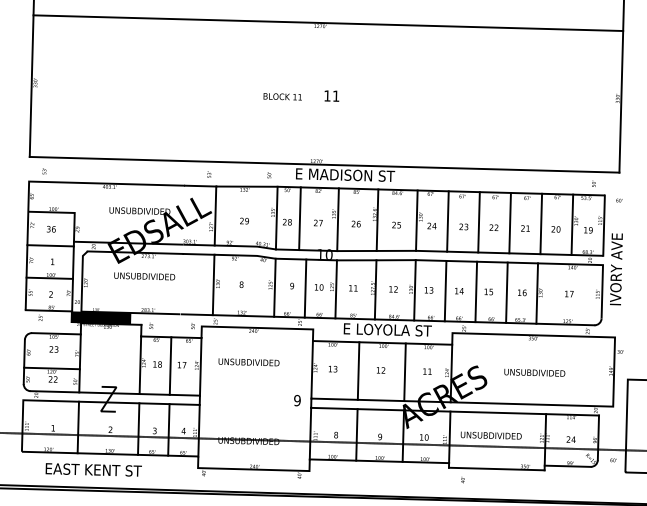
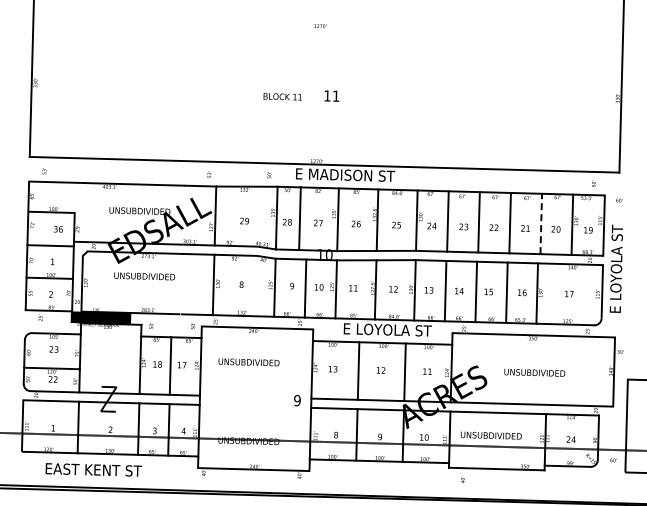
line: present -> none (328, 23)
line: solid -> dashed (541, 223)
text position: (50, 228) -> (57, 228) (57, 228)
text: IVORY AVE -> E LOYOLA ST (615, 268)
